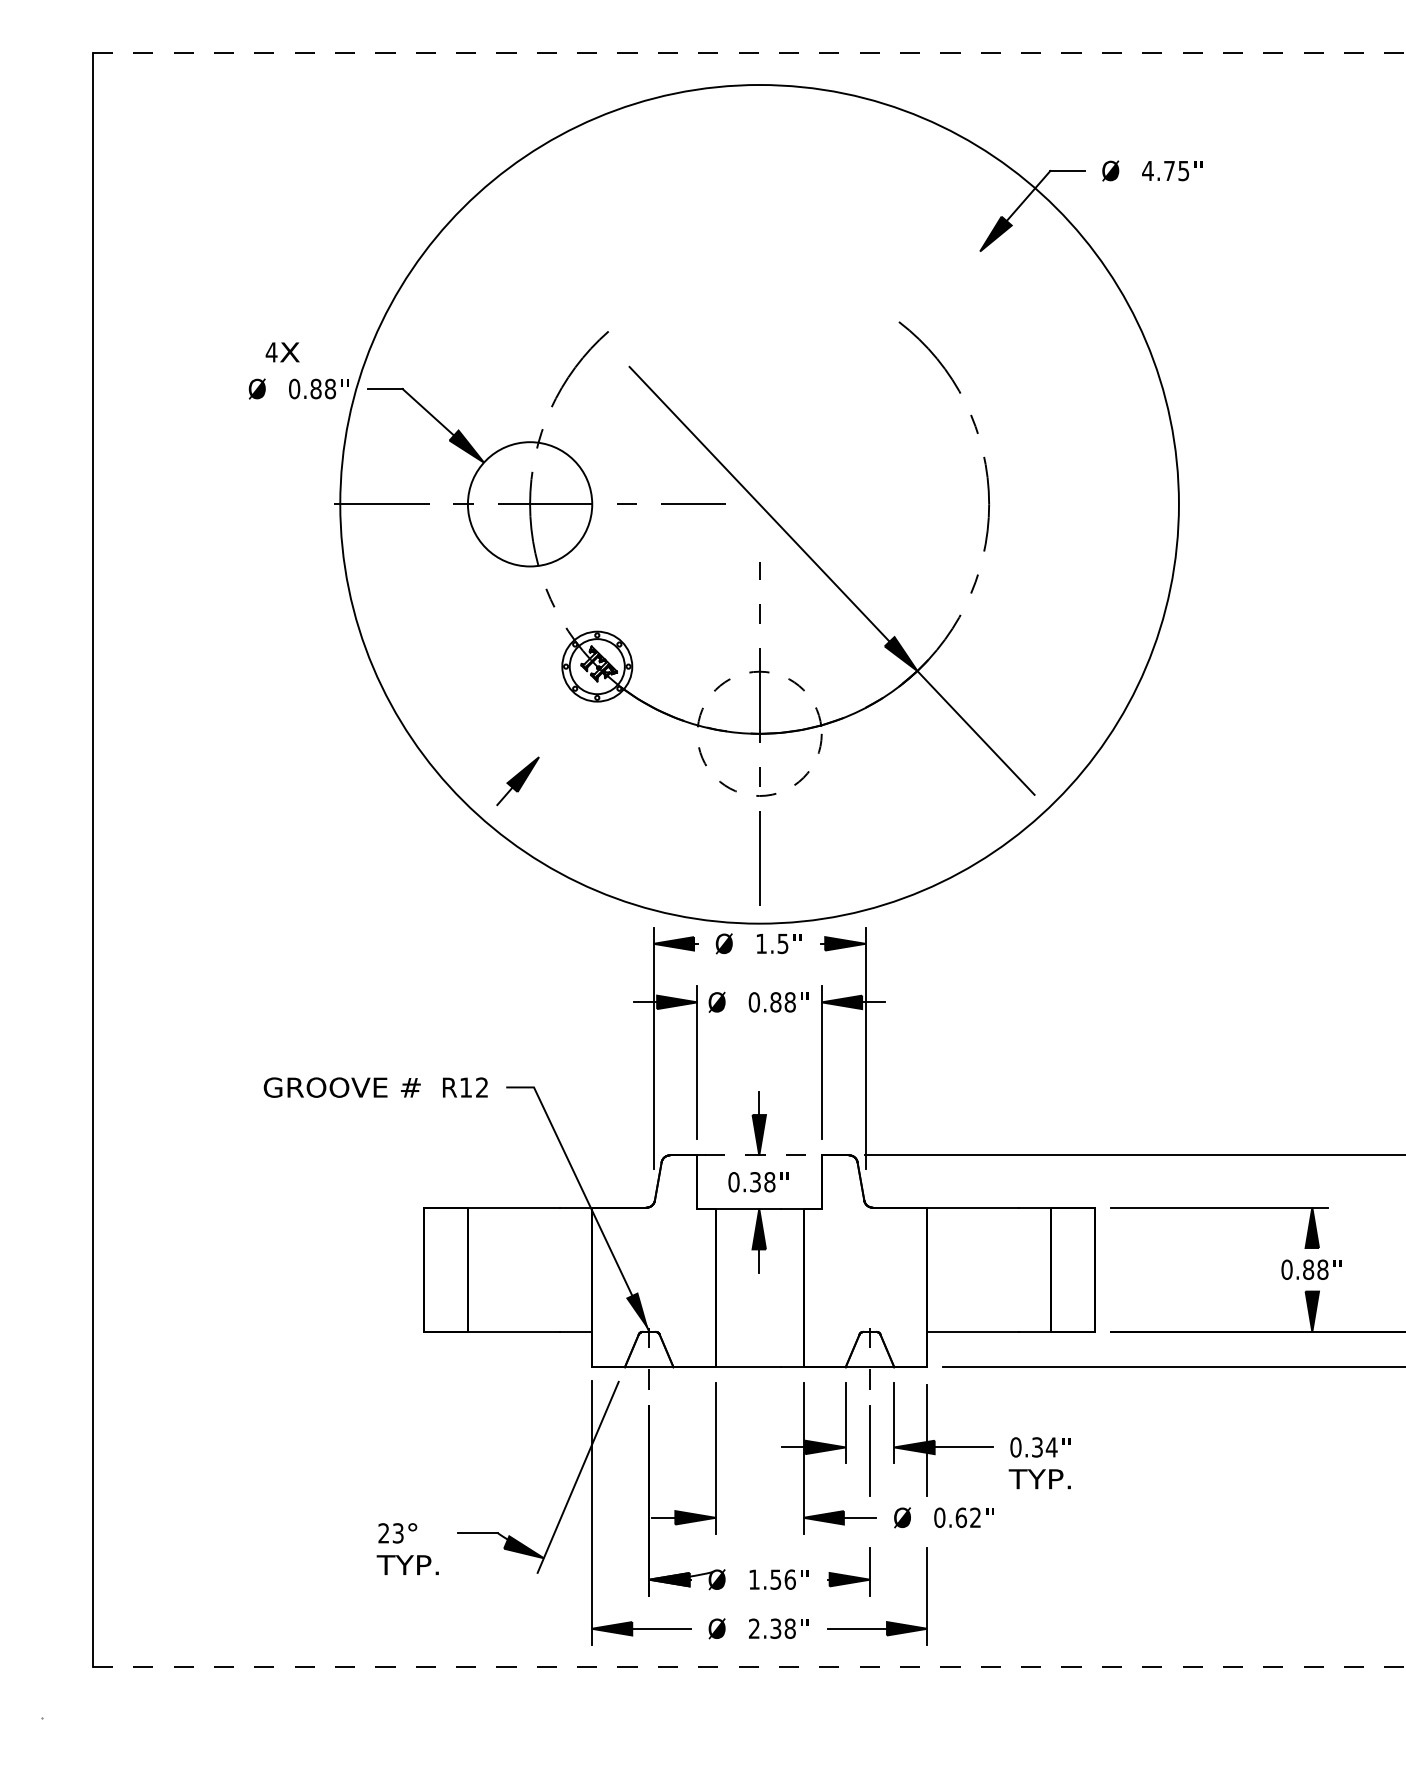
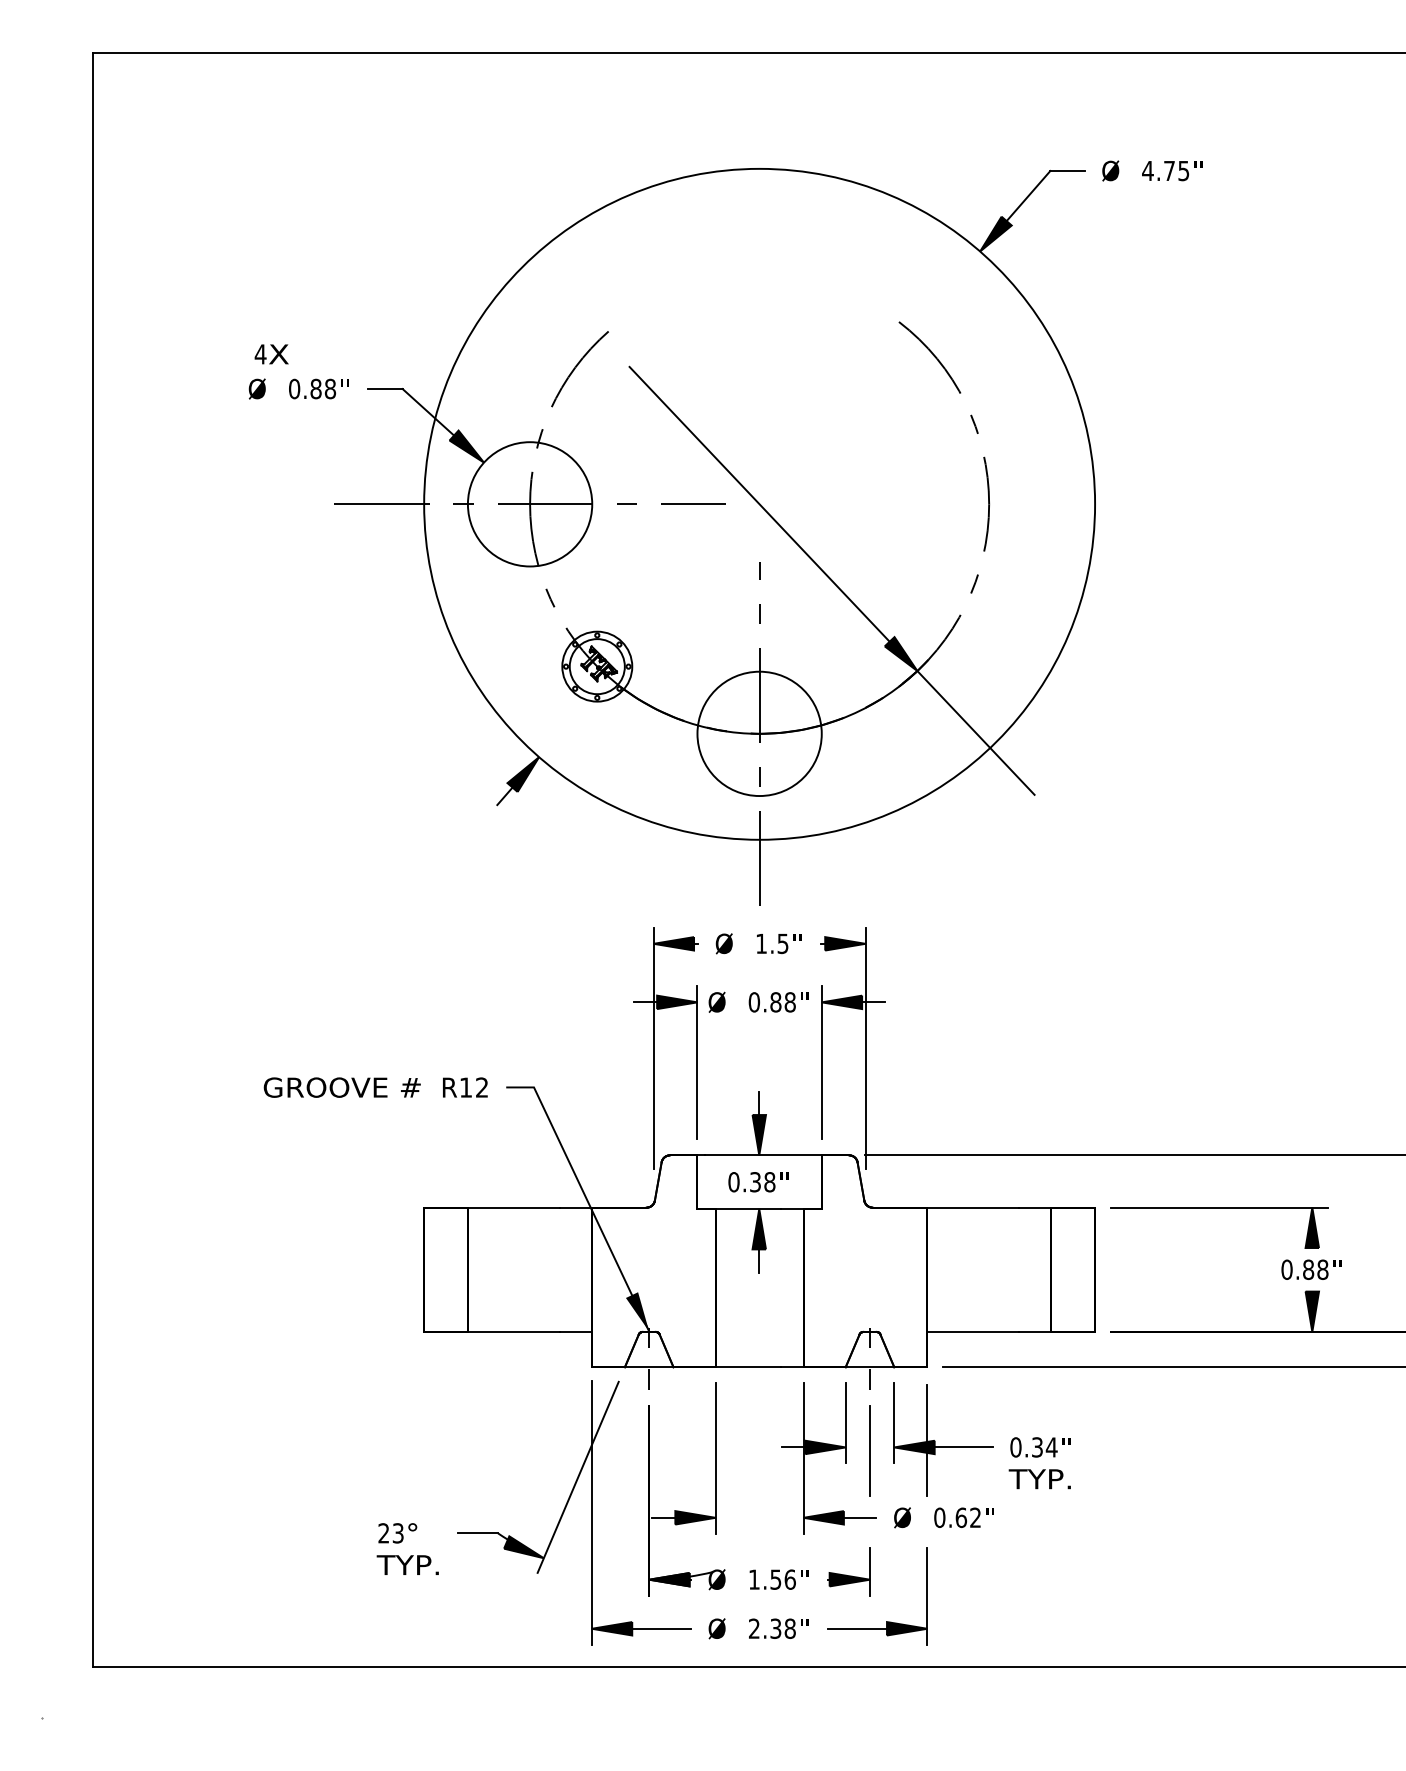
line: dashed -> solid (749, 53)
text position: (282, 352) -> (271, 354) (271, 354)
circle diameter: 839 px -> 671 px (759, 503)
circle: dashed -> solid (759, 733)
line: dashed -> solid (763, 1155)
line: dashed -> solid (749, 1667)
